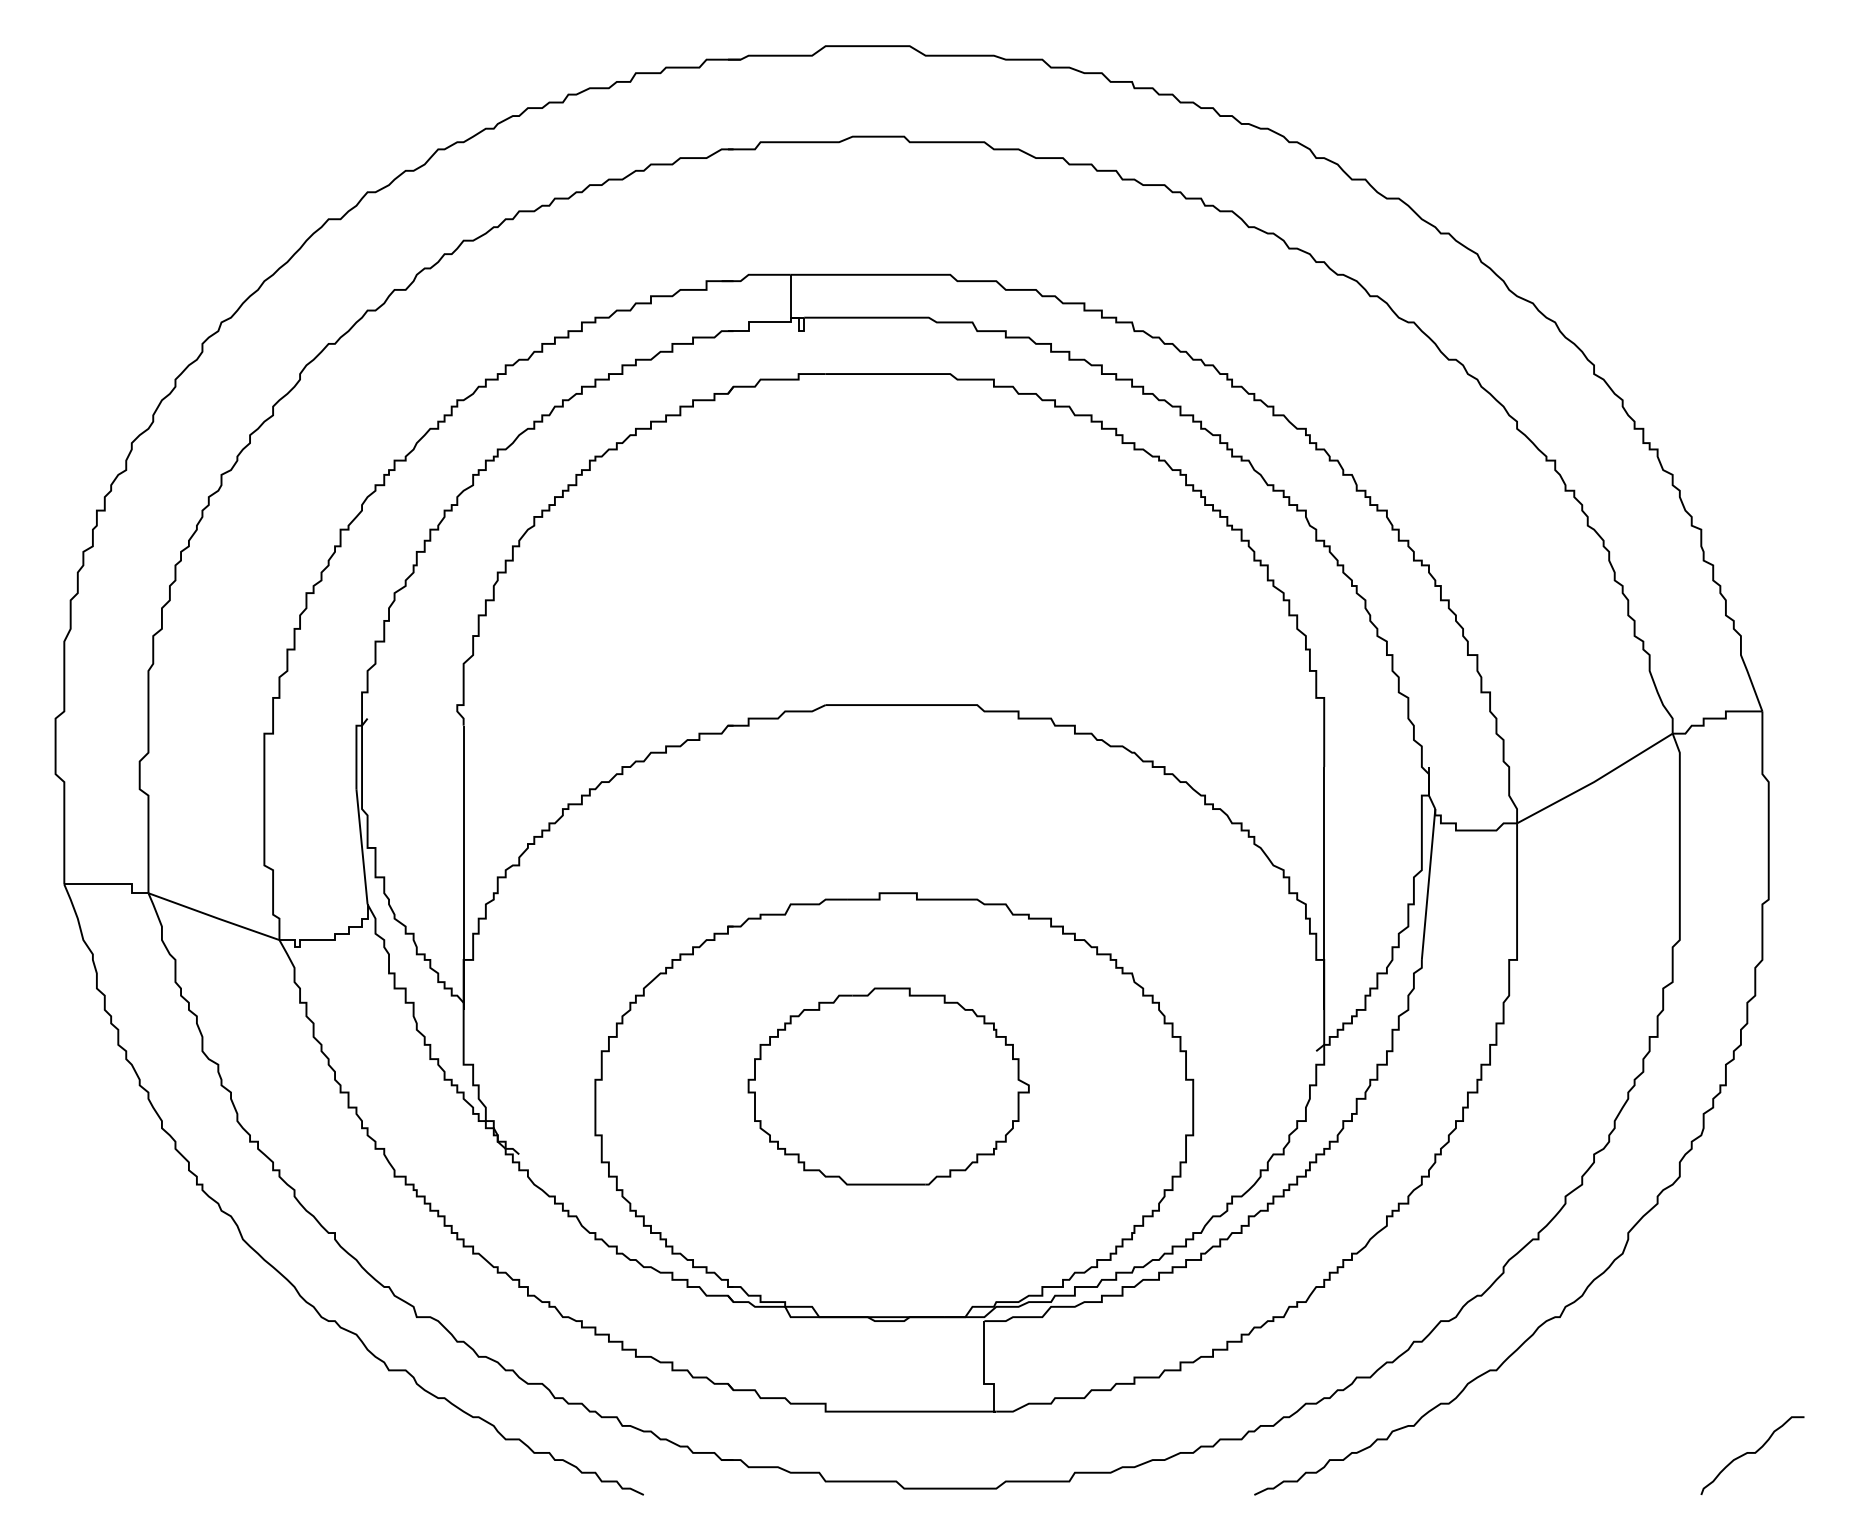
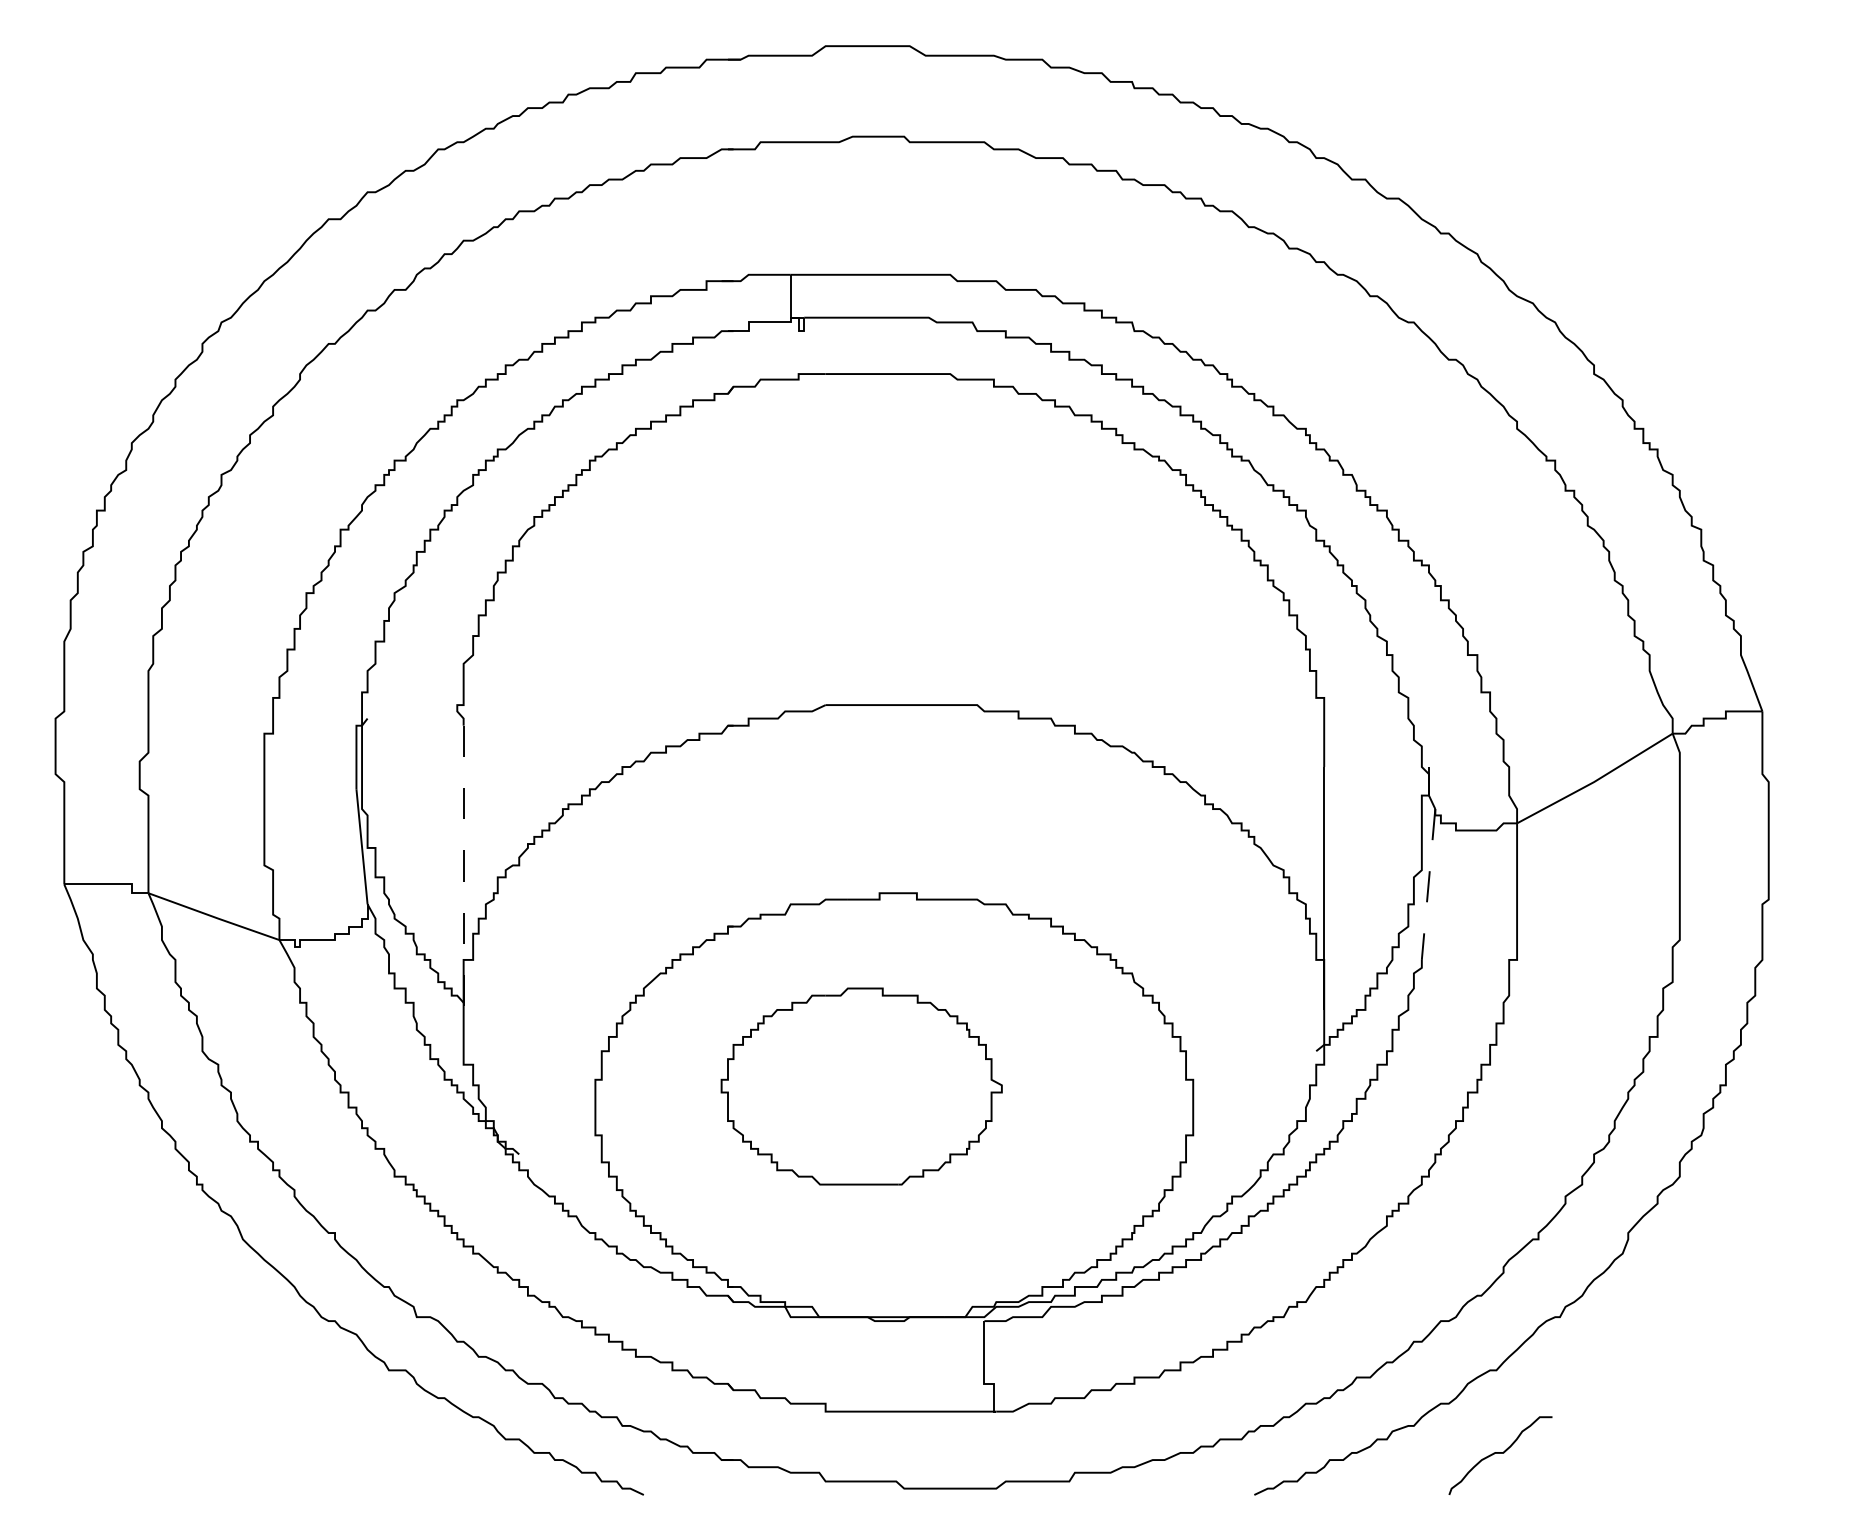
line: solid -> dashed (463, 868)
line: solid -> dashed (1428, 884)
part position: (888, 1086) -> (861, 1086) (861, 1086)
curve position: (1752, 1453) -> (1500, 1453) (1500, 1453)
